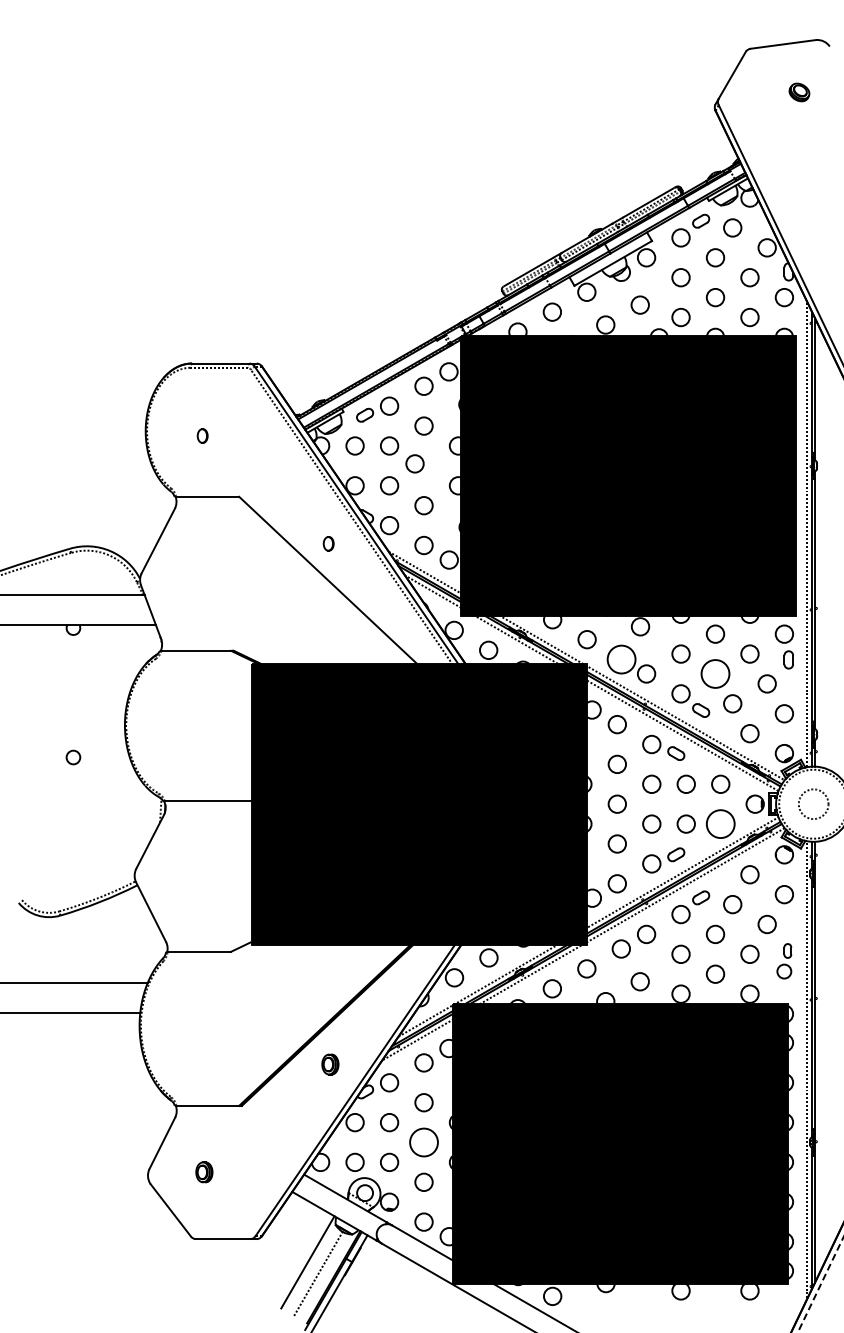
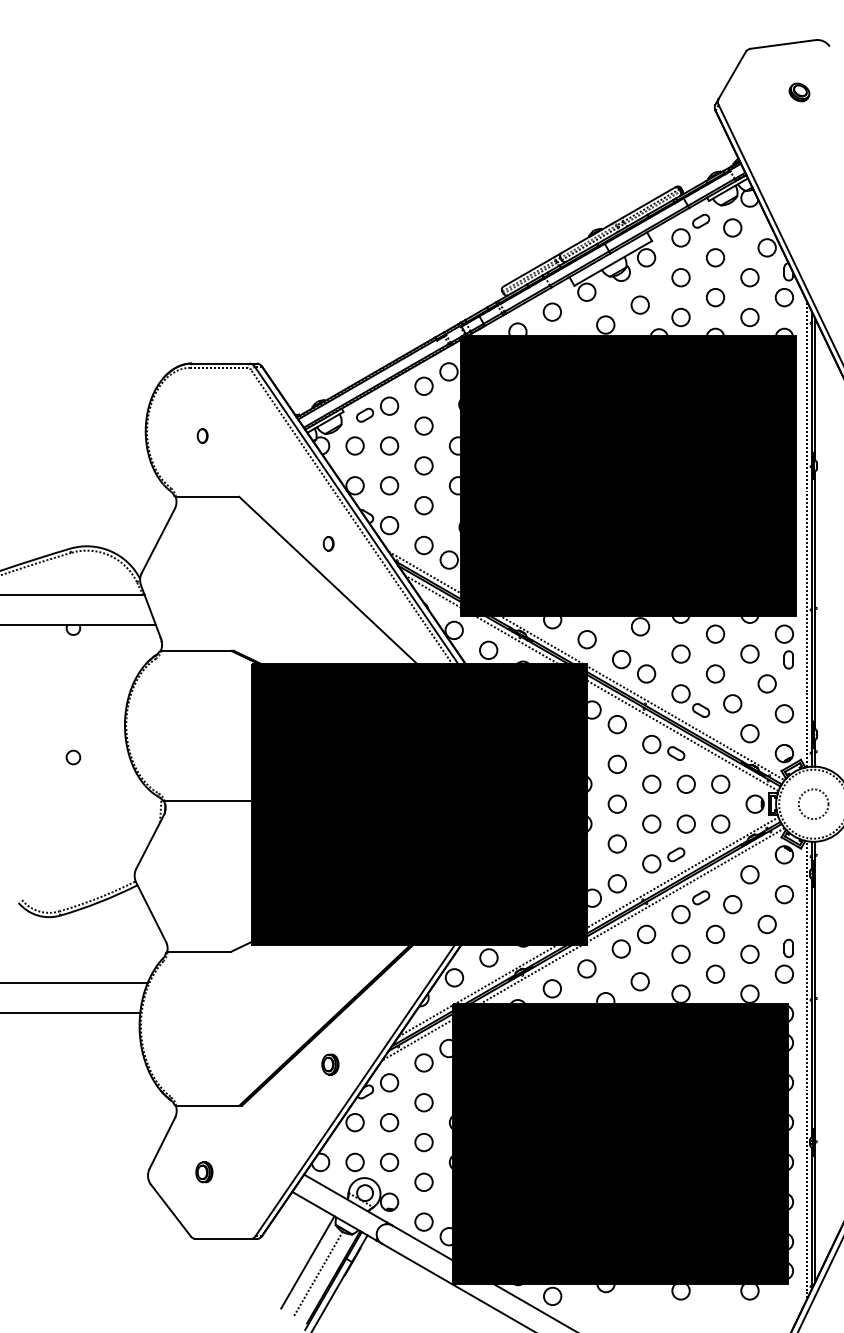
circle position: (414, 463) -> (423, 465) (423, 465)
circle diameter: 28 px -> 17 px (621, 659)
circle diameter: 28 px -> 17 px (715, 673)
circle diameter: 28 px -> 17 px (720, 823)
part size: 17x37 px -> 20x46 px (783, 960)
circle diameter: 28 px -> 17 px (423, 1142)
line: dashed -> solid (820, 1284)
